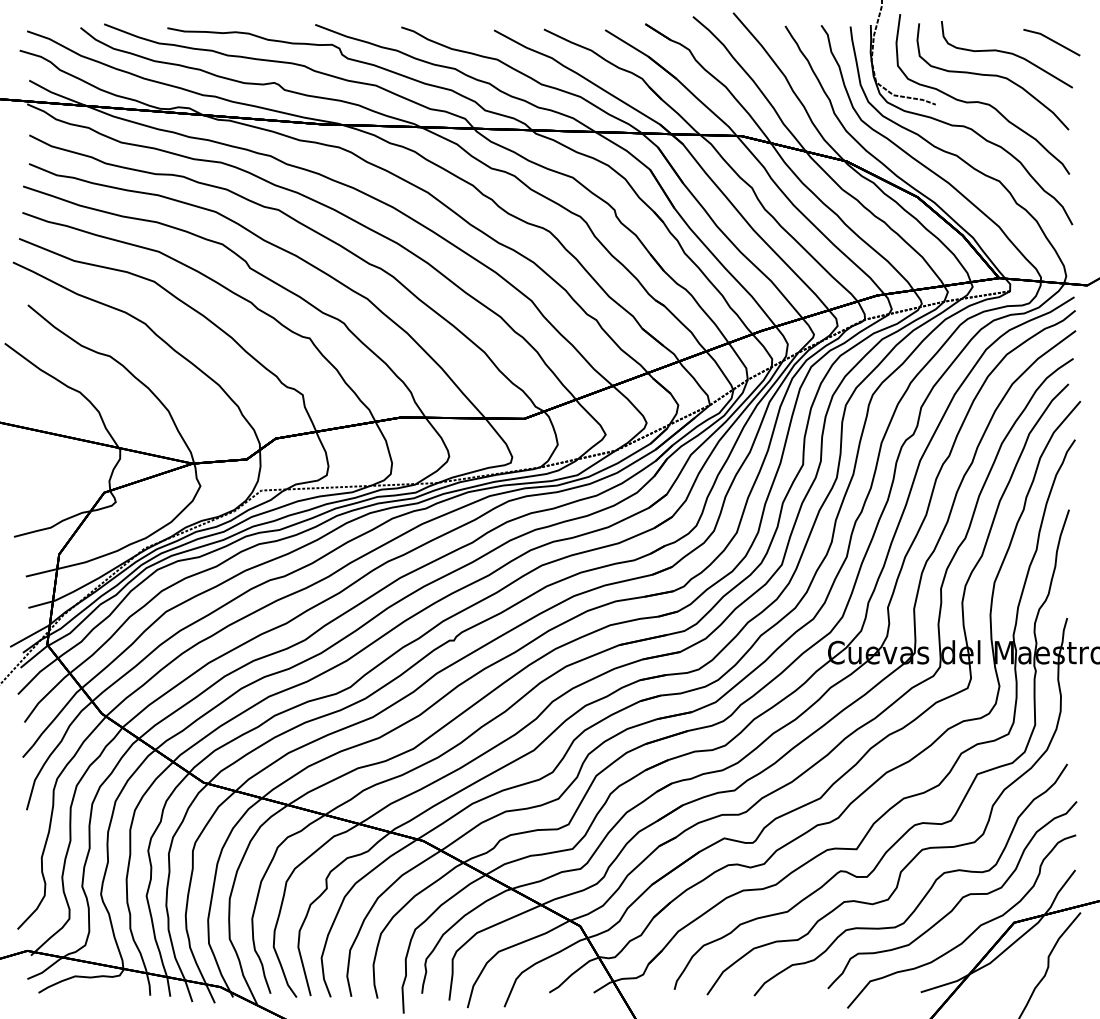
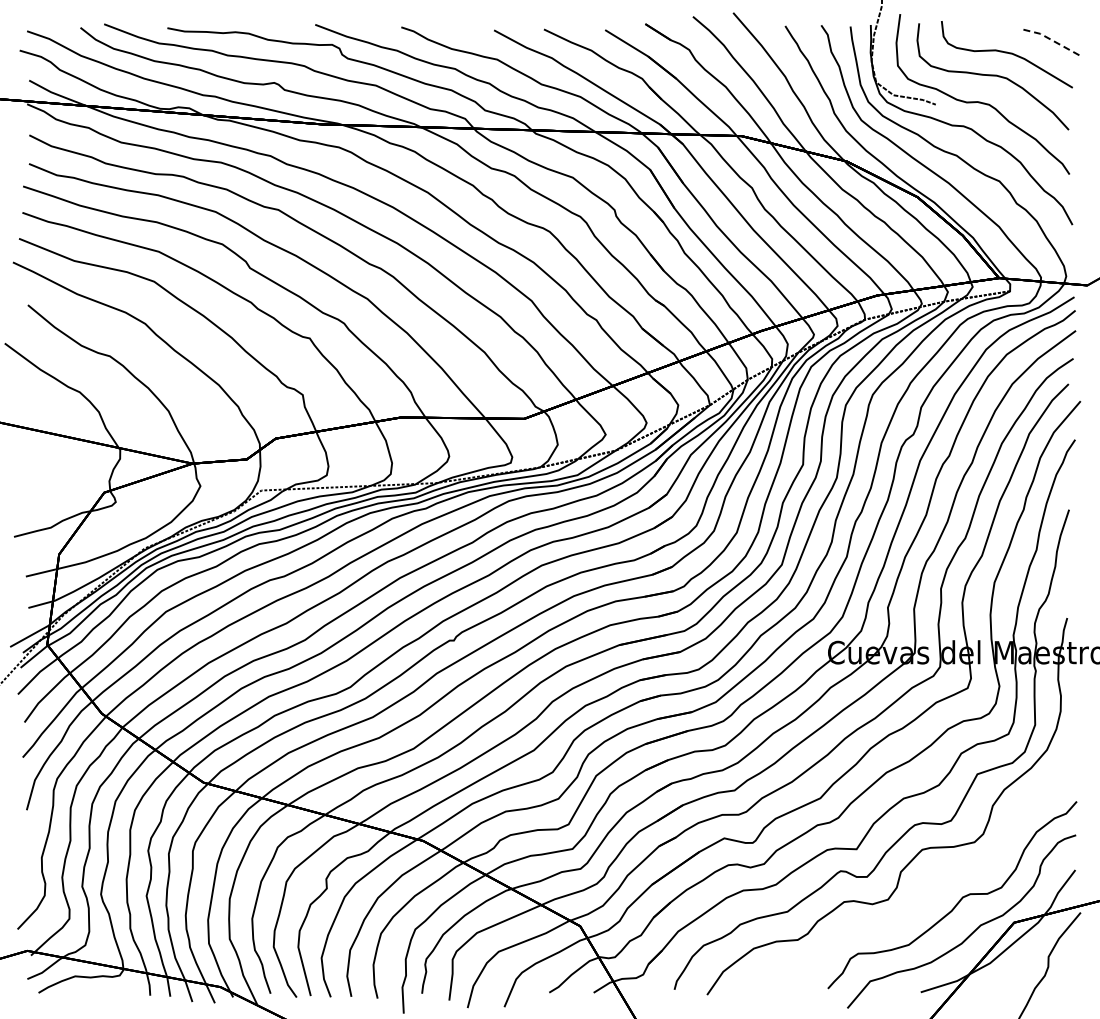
line: solid -> dashed (1052, 40)
curve: present -> none (928, 889)
